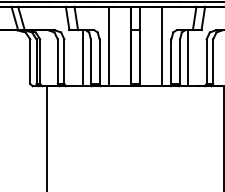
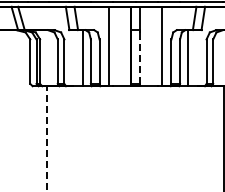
line: solid -> dashed (140, 61)
line: solid -> dashed (46, 138)
